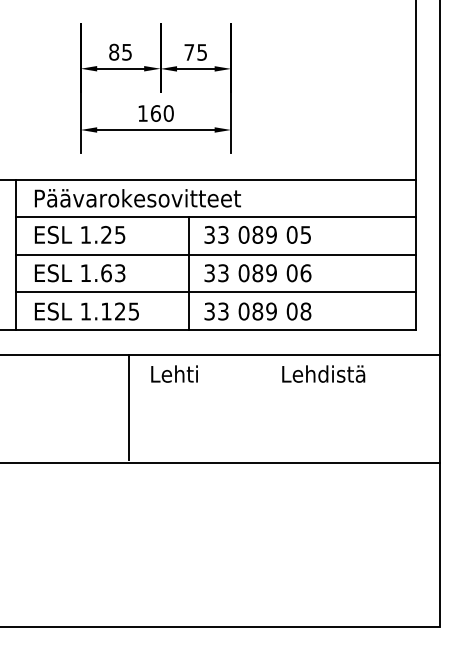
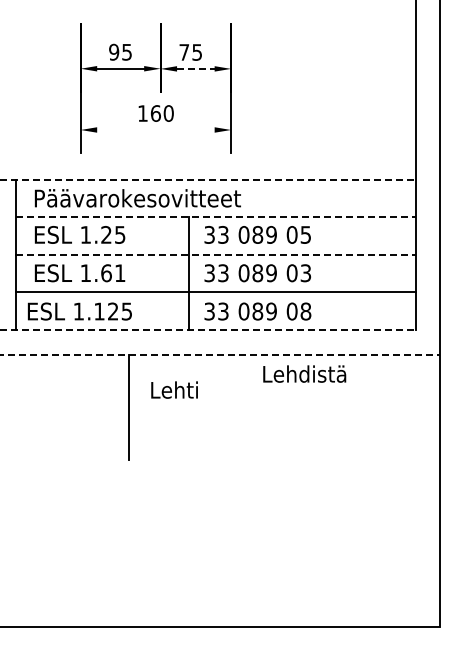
text: 85 -> 95 (114, 52)
text position: (195, 52) -> (190, 52) (190, 52)
line: solid -> dashed (195, 68)
line: present -> none (155, 130)
line: solid -> dashed (208, 179)
line: solid -> dashed (215, 217)
line: solid -> dashed (215, 254)
text: 1.63 -> 1.61 (120, 273)
text: 06 -> 03 (305, 273)
text position: (86, 311) -> (79, 311) (79, 311)
line: solid -> dashed (208, 329)
line: solid -> dashed (220, 354)
text position: (174, 373) -> (174, 389) (174, 389)
text position: (323, 373) -> (304, 373) (304, 373)
line: present -> none (221, 463)
